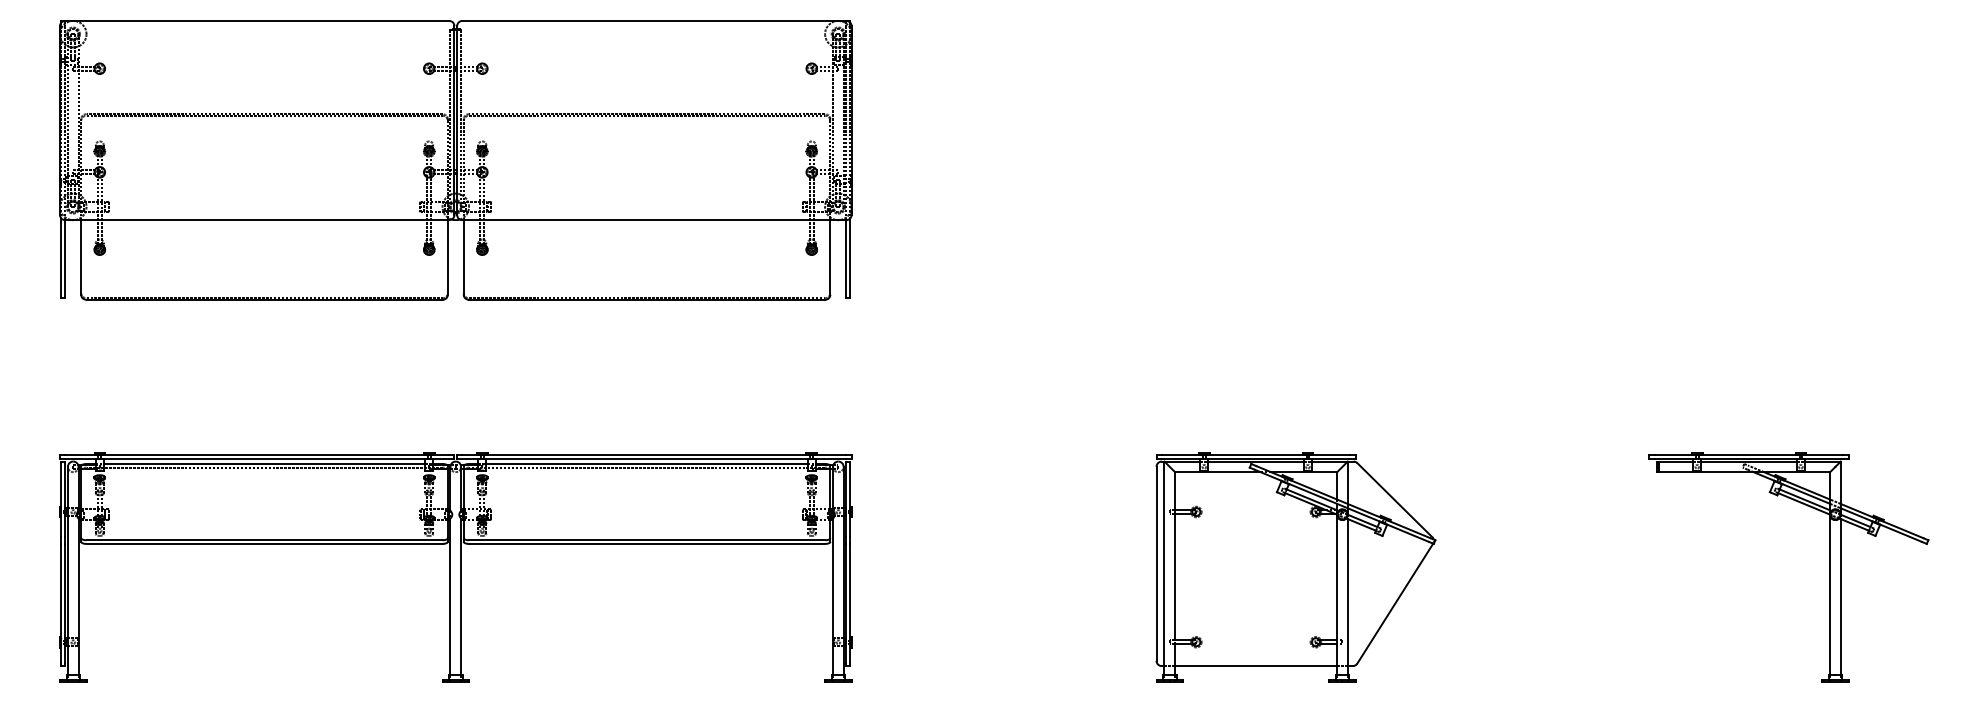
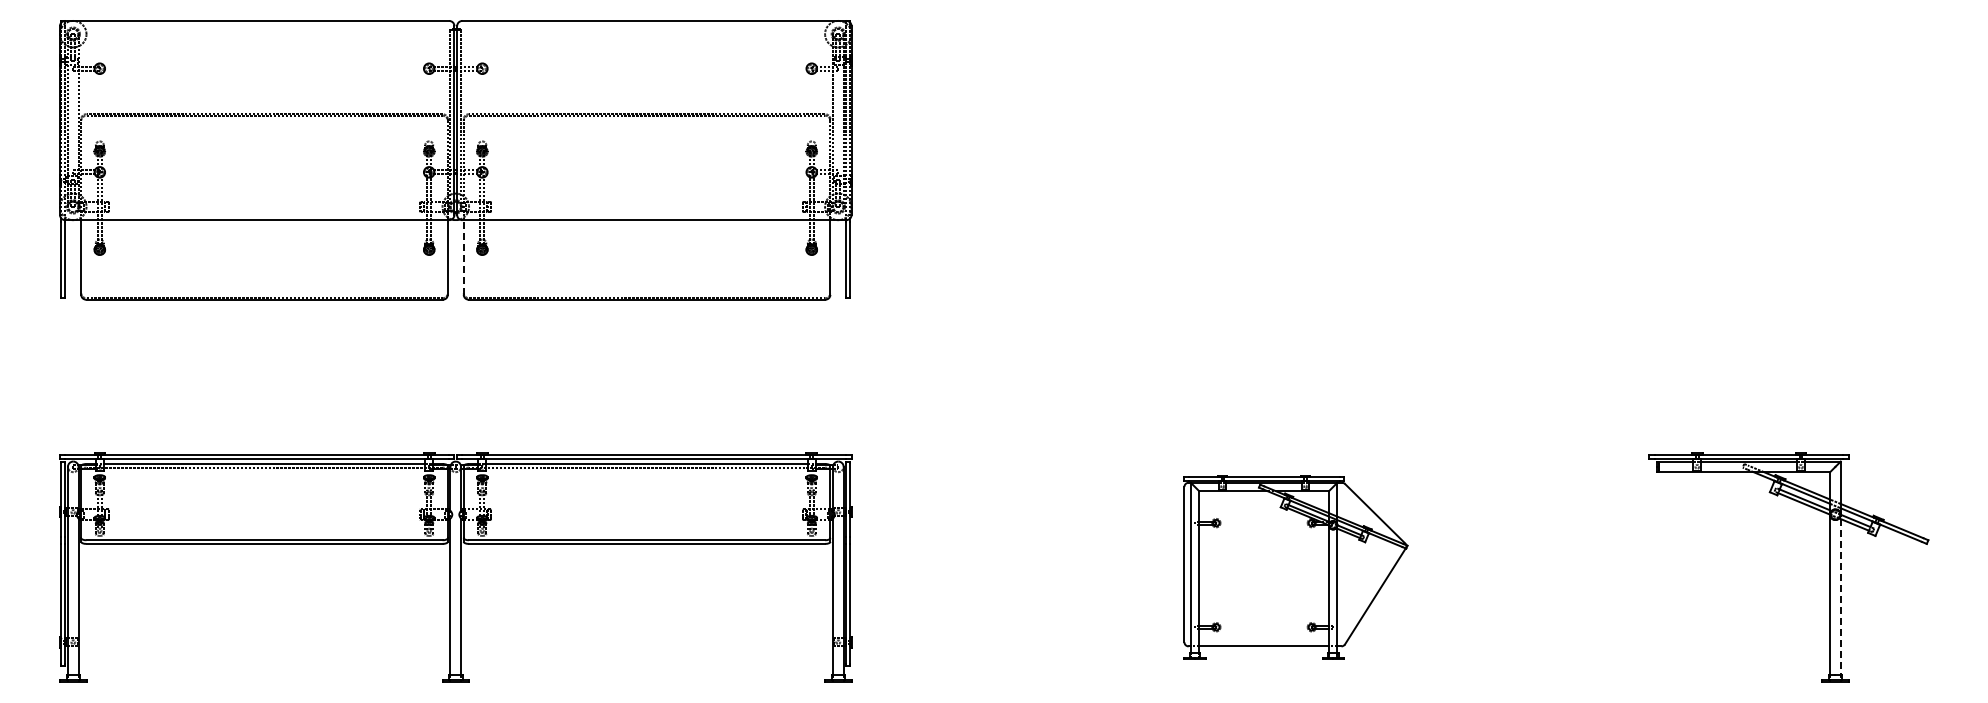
line: solid -> dashed (463, 257)
part size: 282x231 px -> 226x185 px (1295, 567)
line: solid -> dashed (1840, 596)
